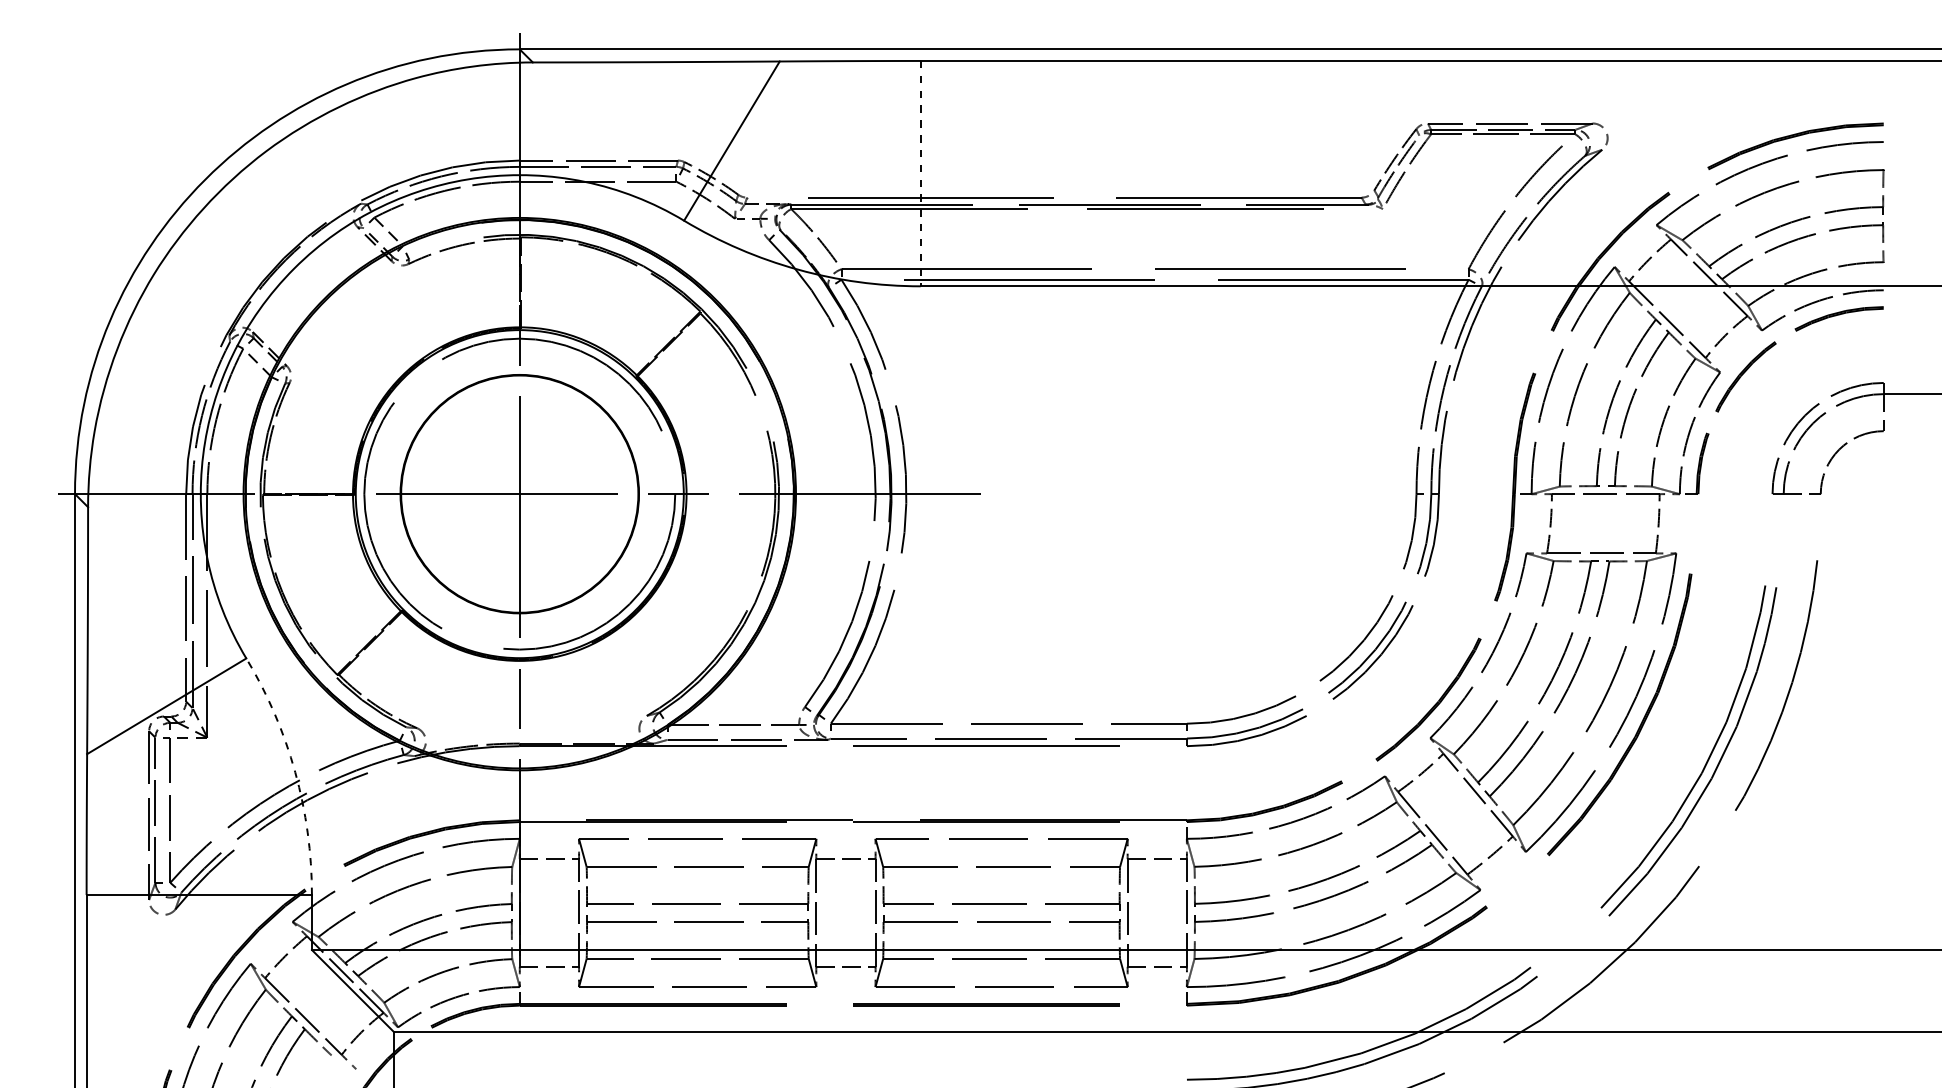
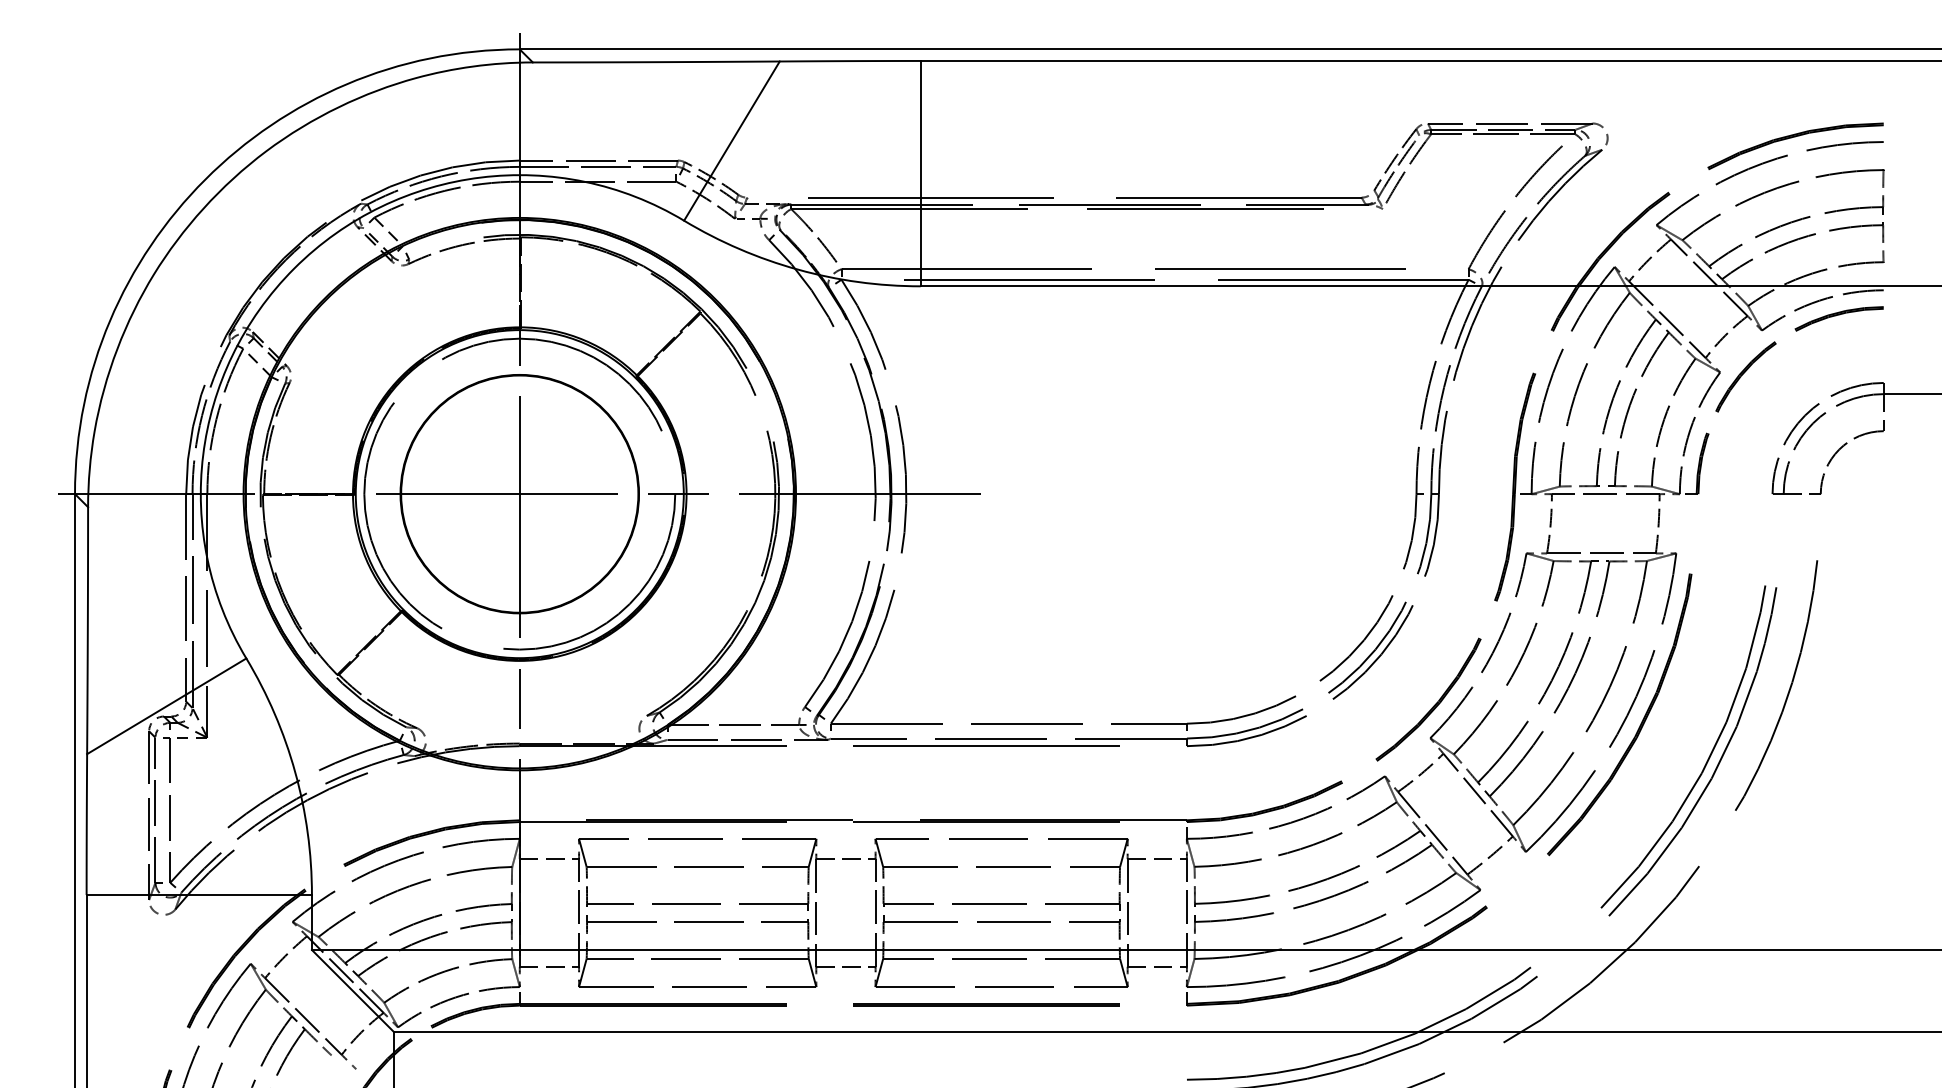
line: dashed -> solid (920, 173)
arc: dashed -> solid (295, 772)
